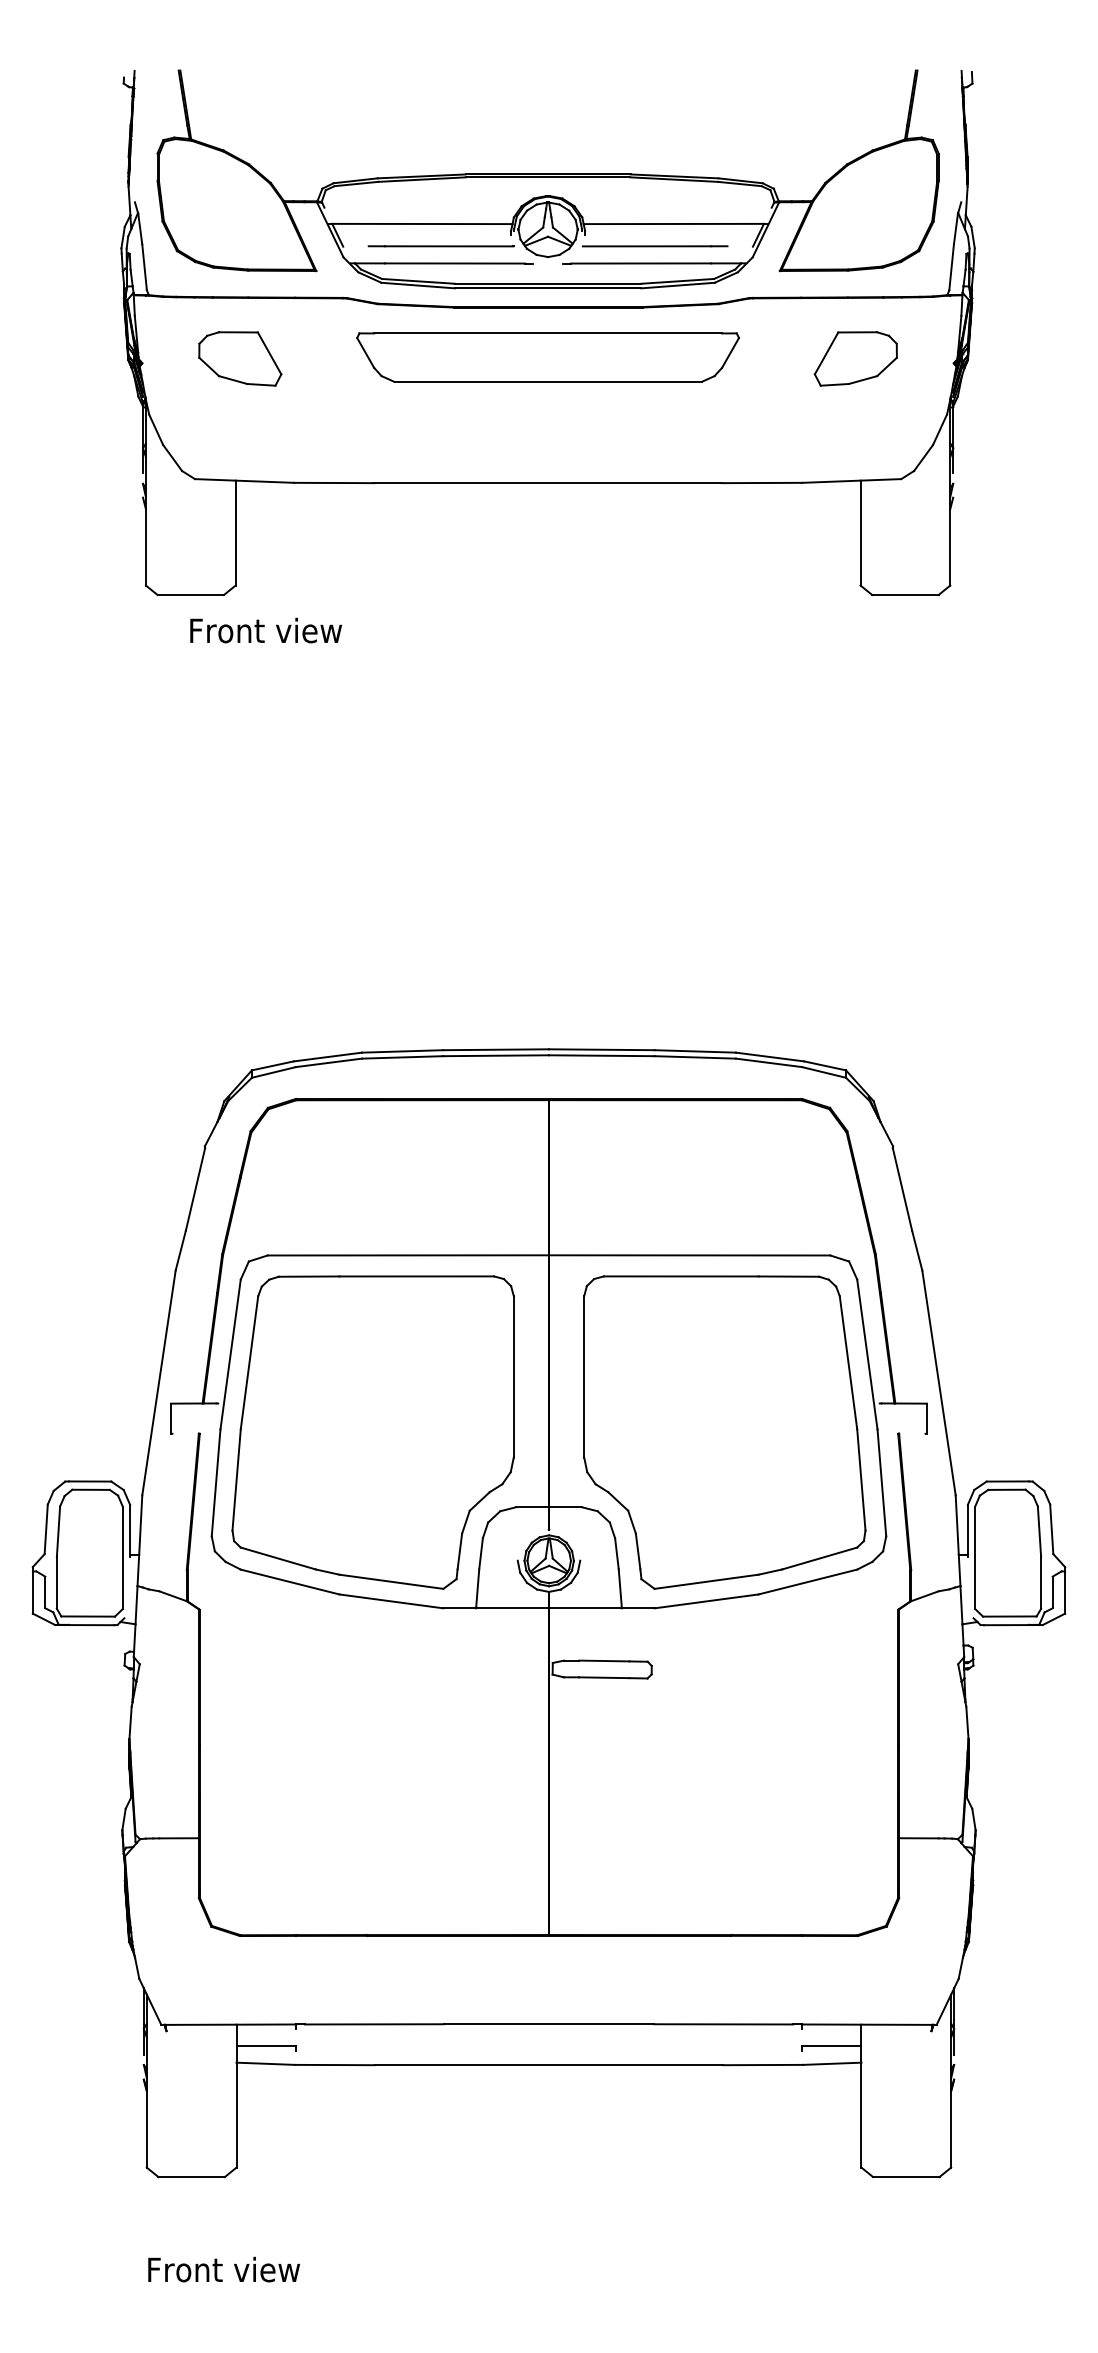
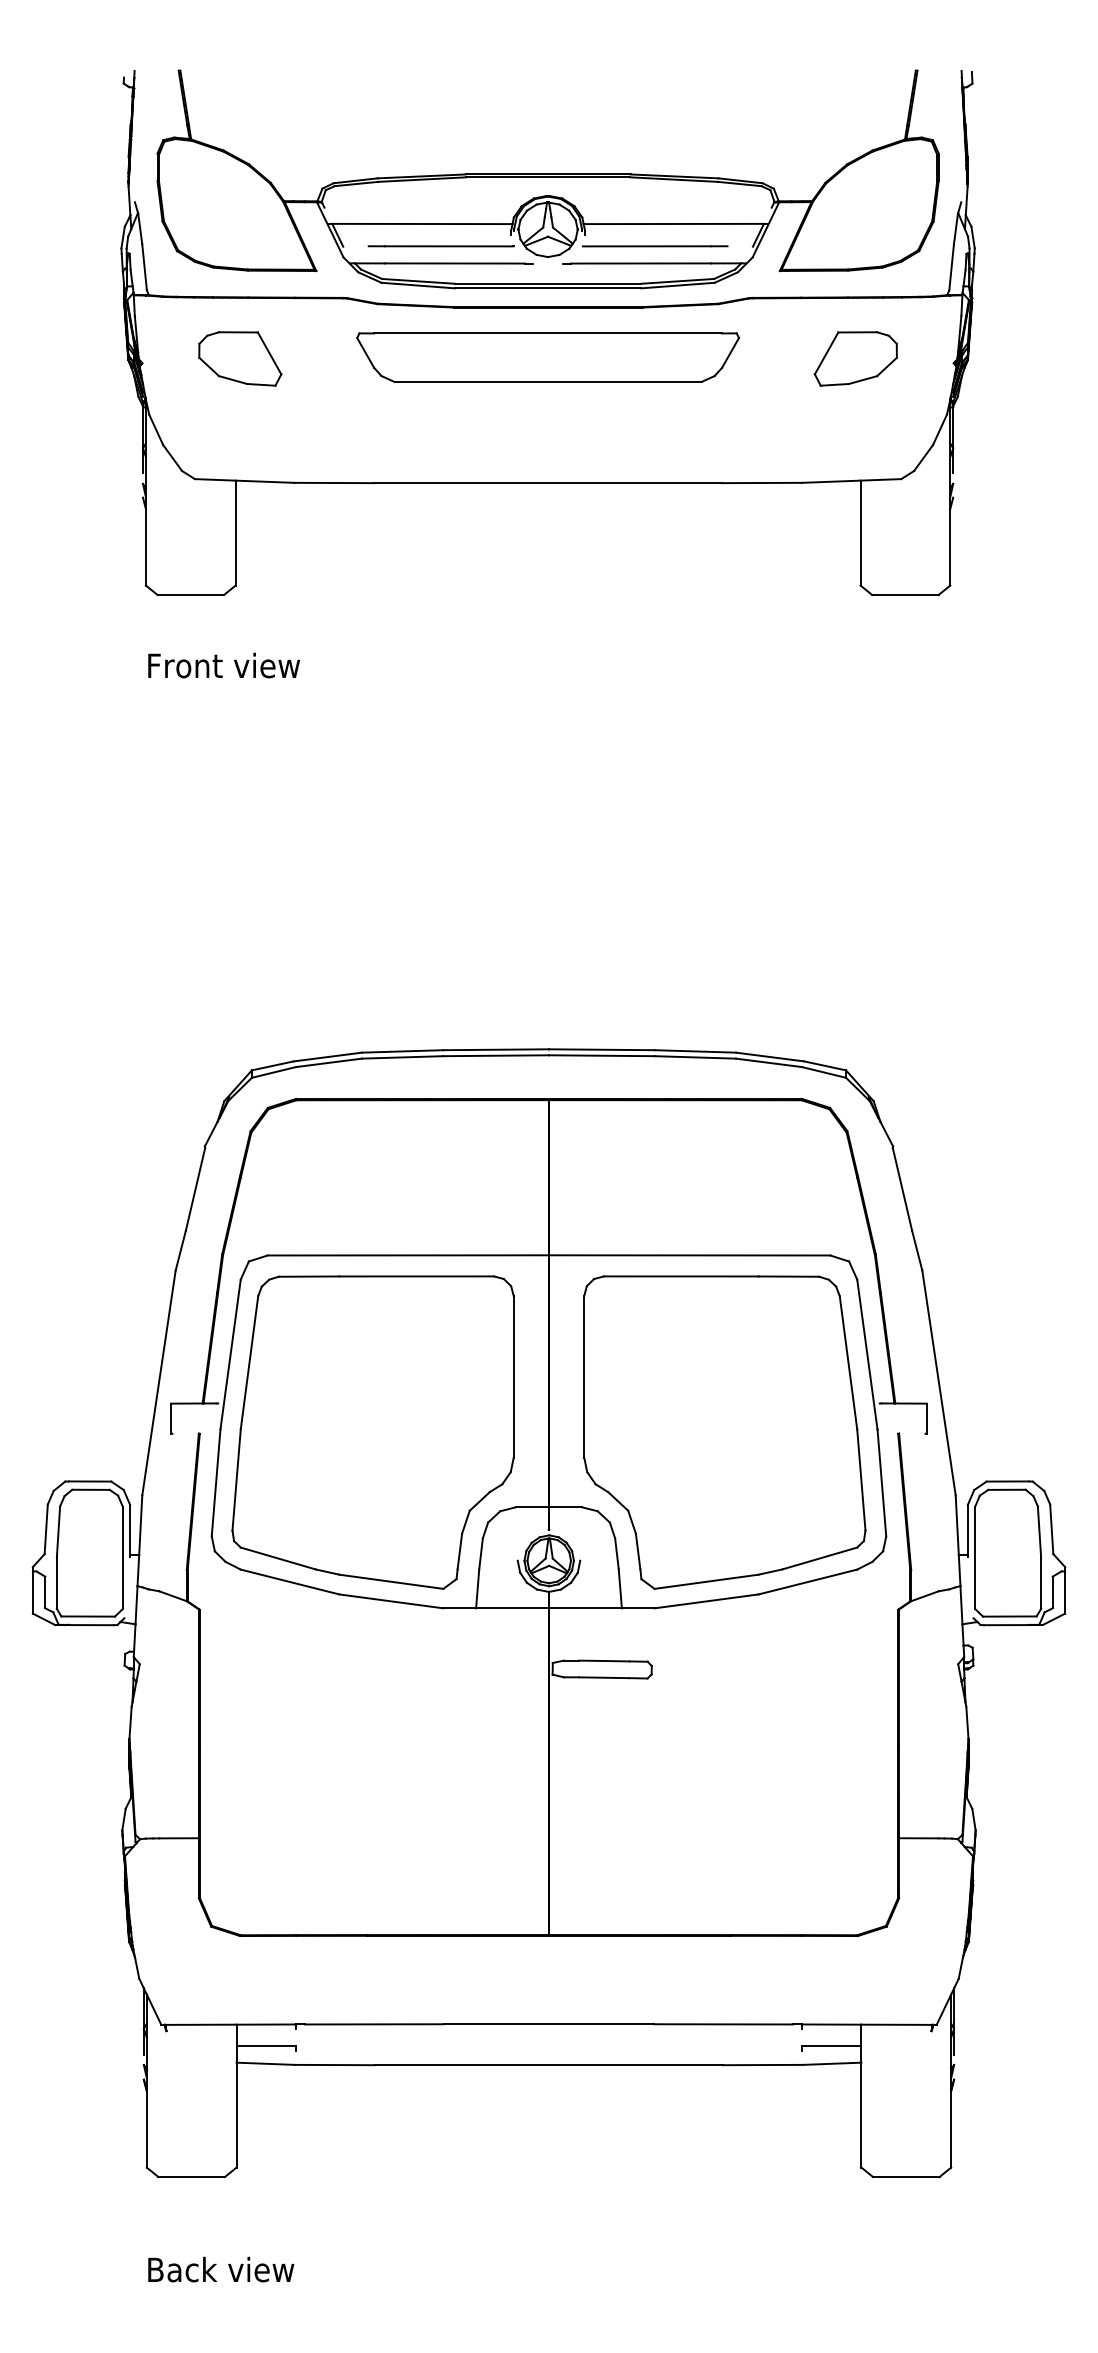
text position: (265, 630) -> (223, 665) (223, 665)
text: Front view -> Back view (225, 2269)
